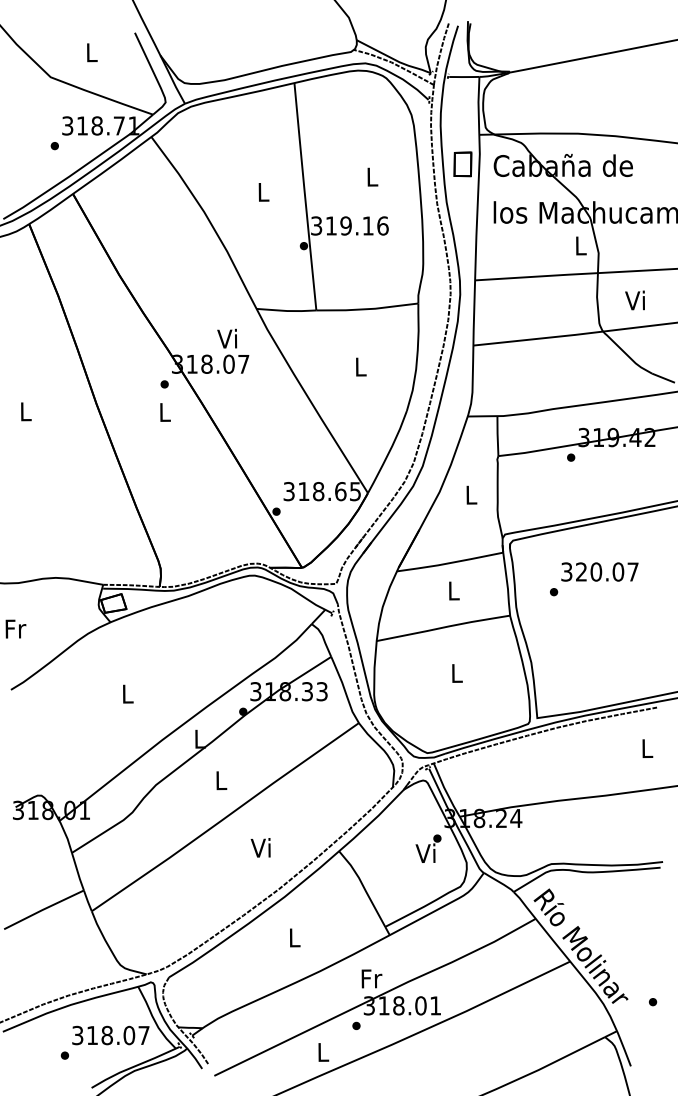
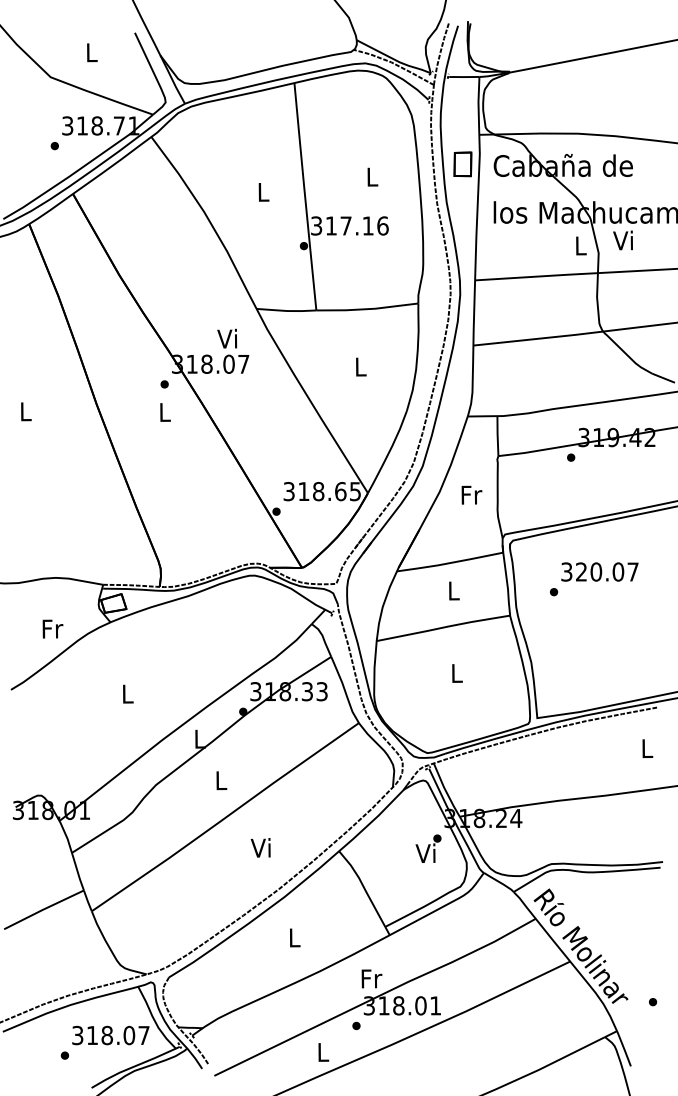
text: 319.16 -> 317.16 (345, 225)
text position: (634, 300) -> (622, 240) (622, 240)
text: L -> Fr (471, 494)
text position: (15, 628) -> (52, 628) (52, 628)
